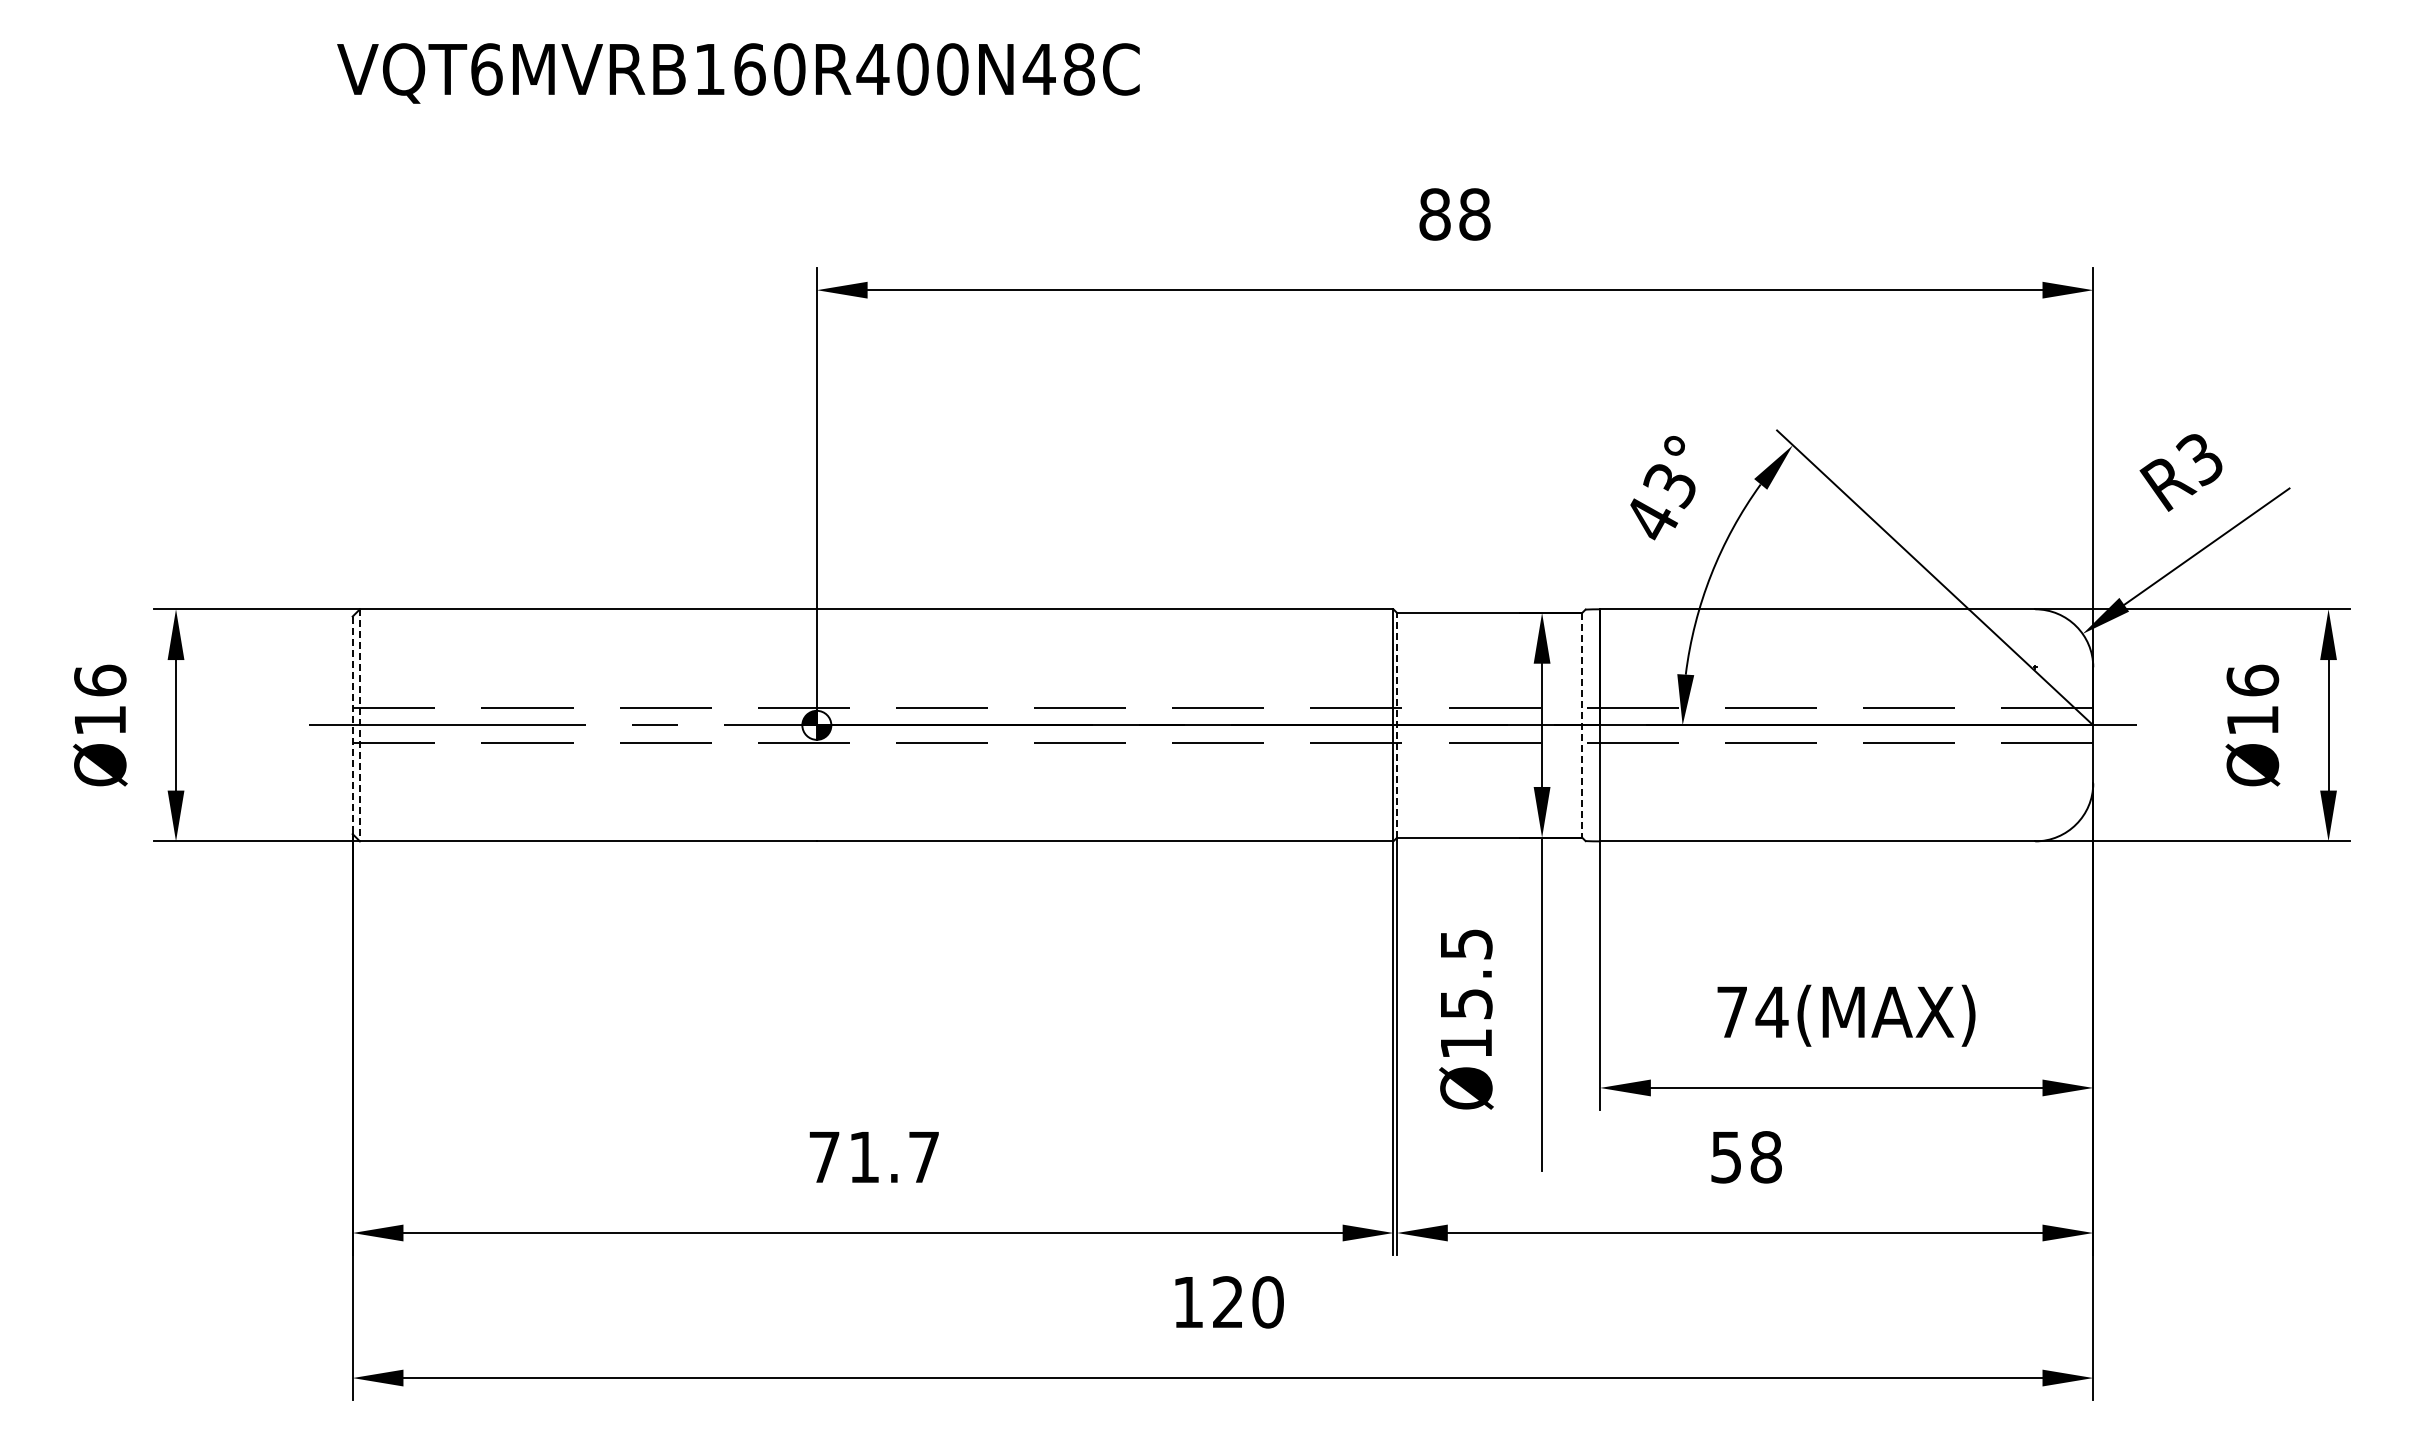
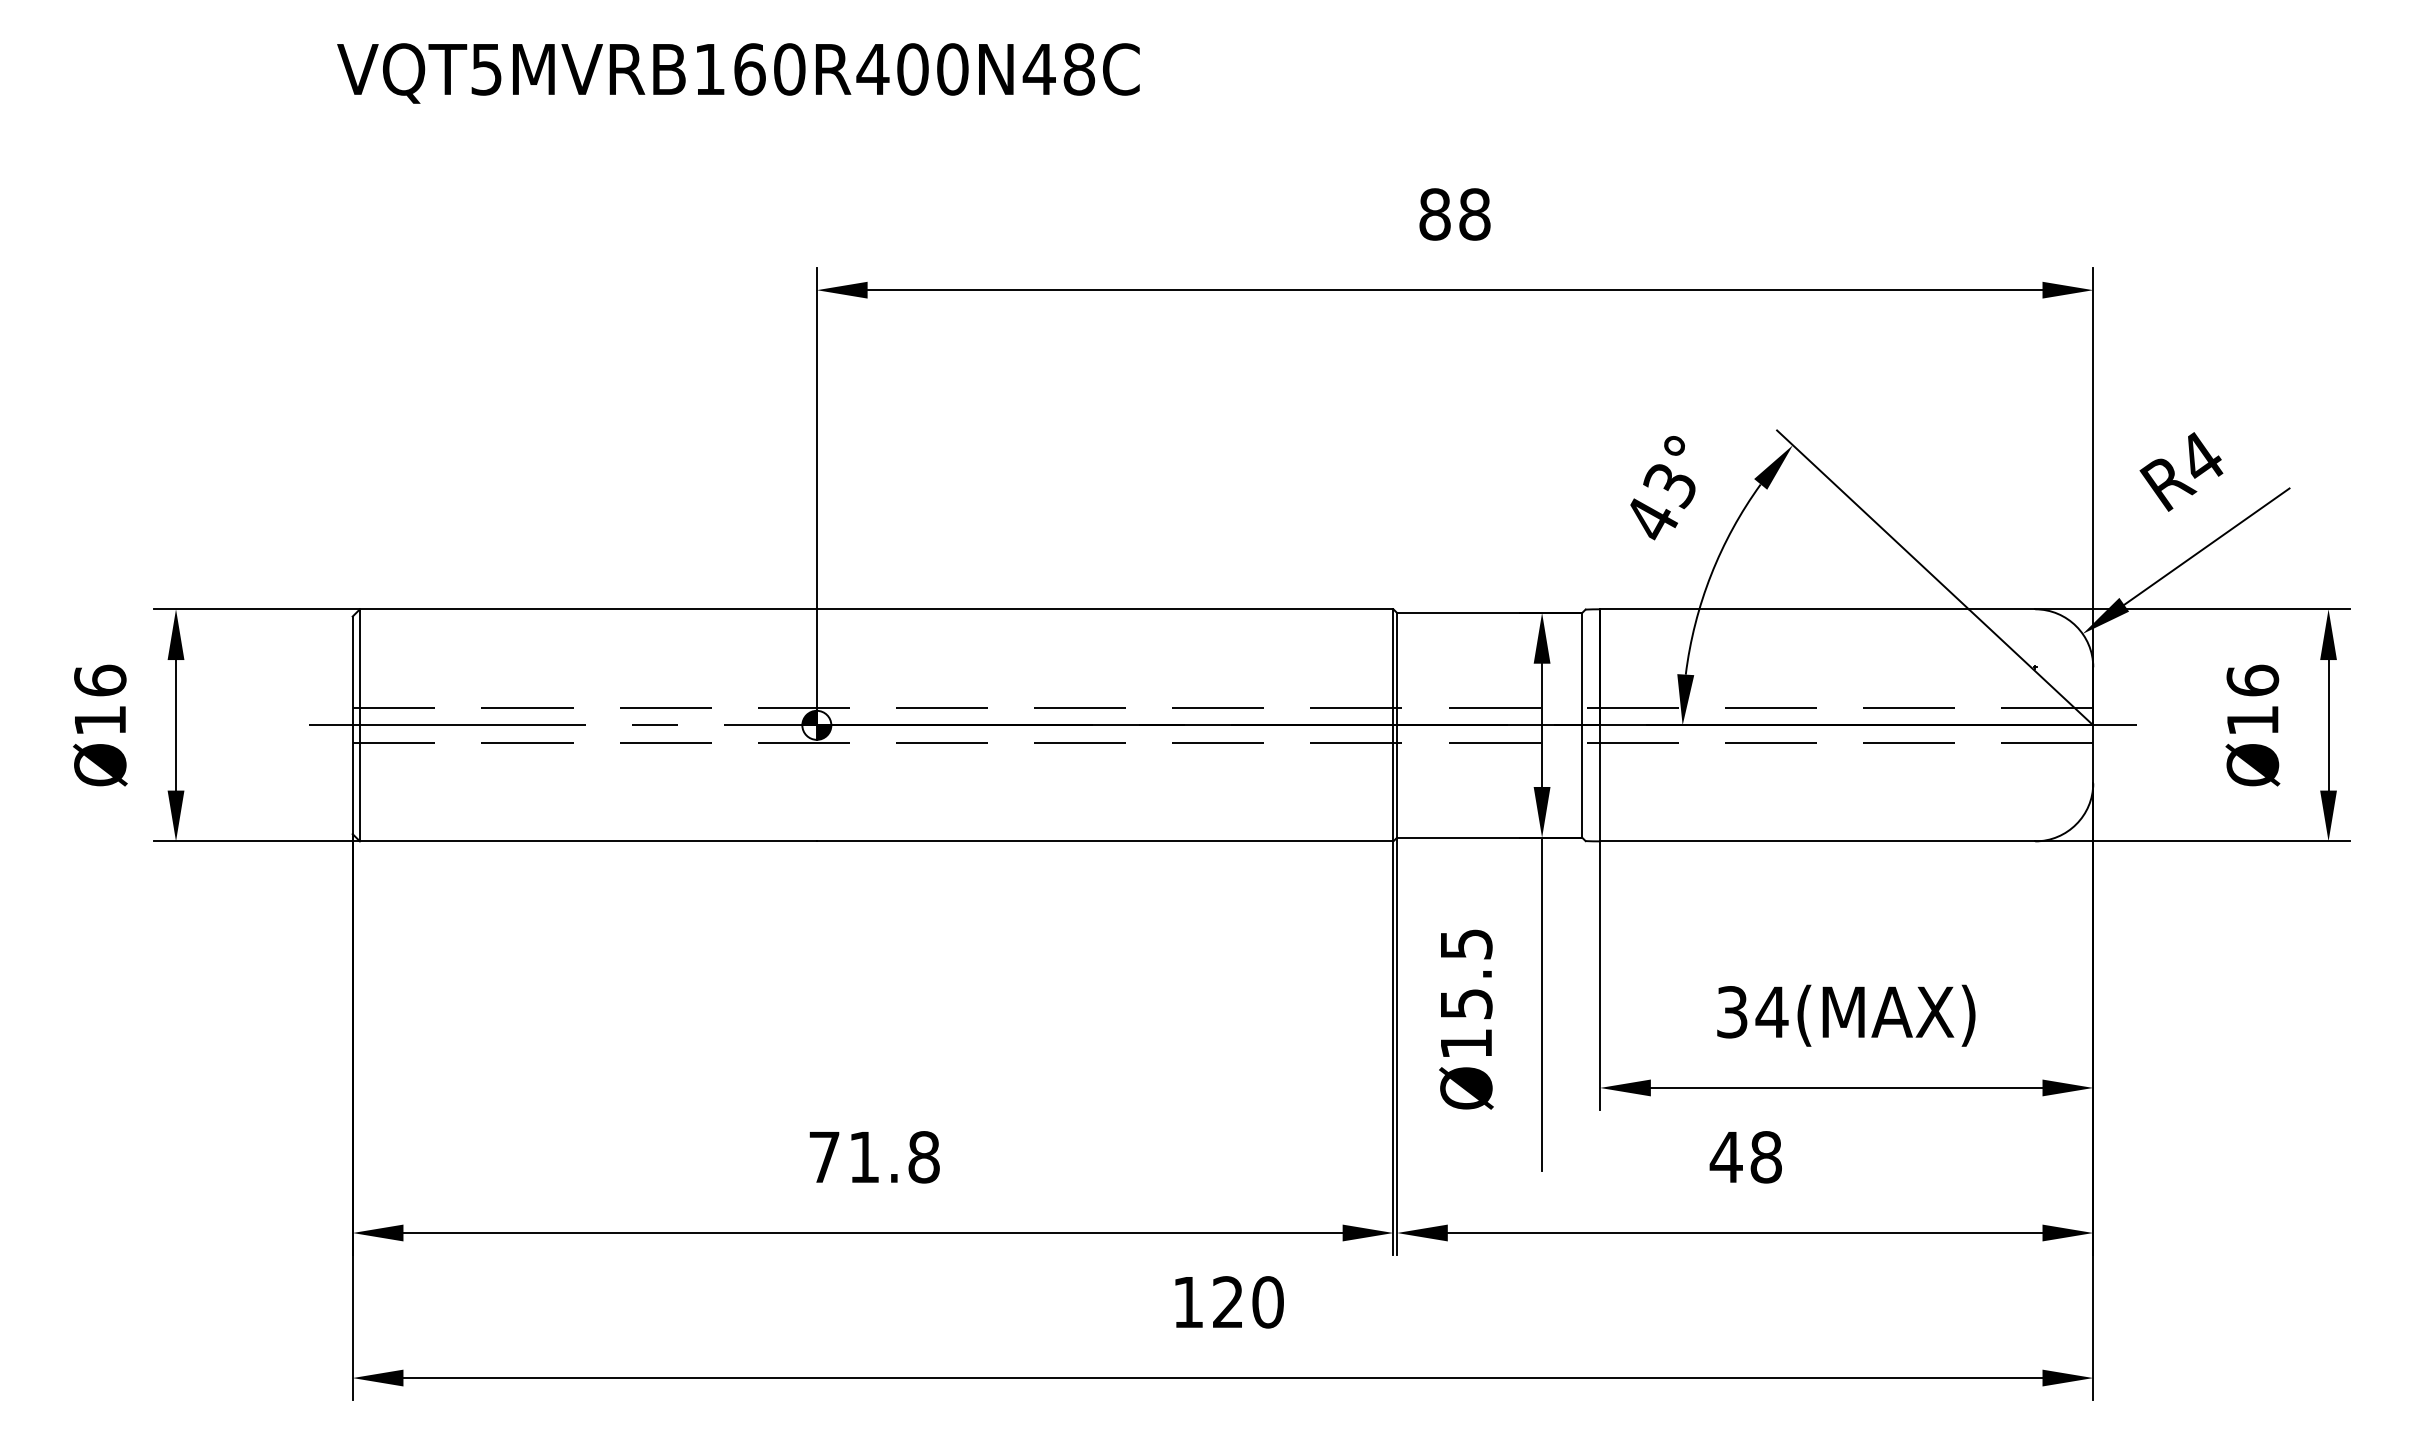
text: VQT6MVRB160R400N48C -> VQT5MVRB160R400N48C (486, 69)
text: R3 -> R4 (2199, 459)
line: dashed -> solid (1397, 724)
line: dashed -> solid (352, 725)
line: dashed -> solid (359, 725)
line: dashed -> solid (1582, 725)
text: 74(MAX) -> 34(MAX) (1732, 1012)
text: 71.7 -> 71.8 (923, 1157)
text: 58 -> 48 (1725, 1157)
